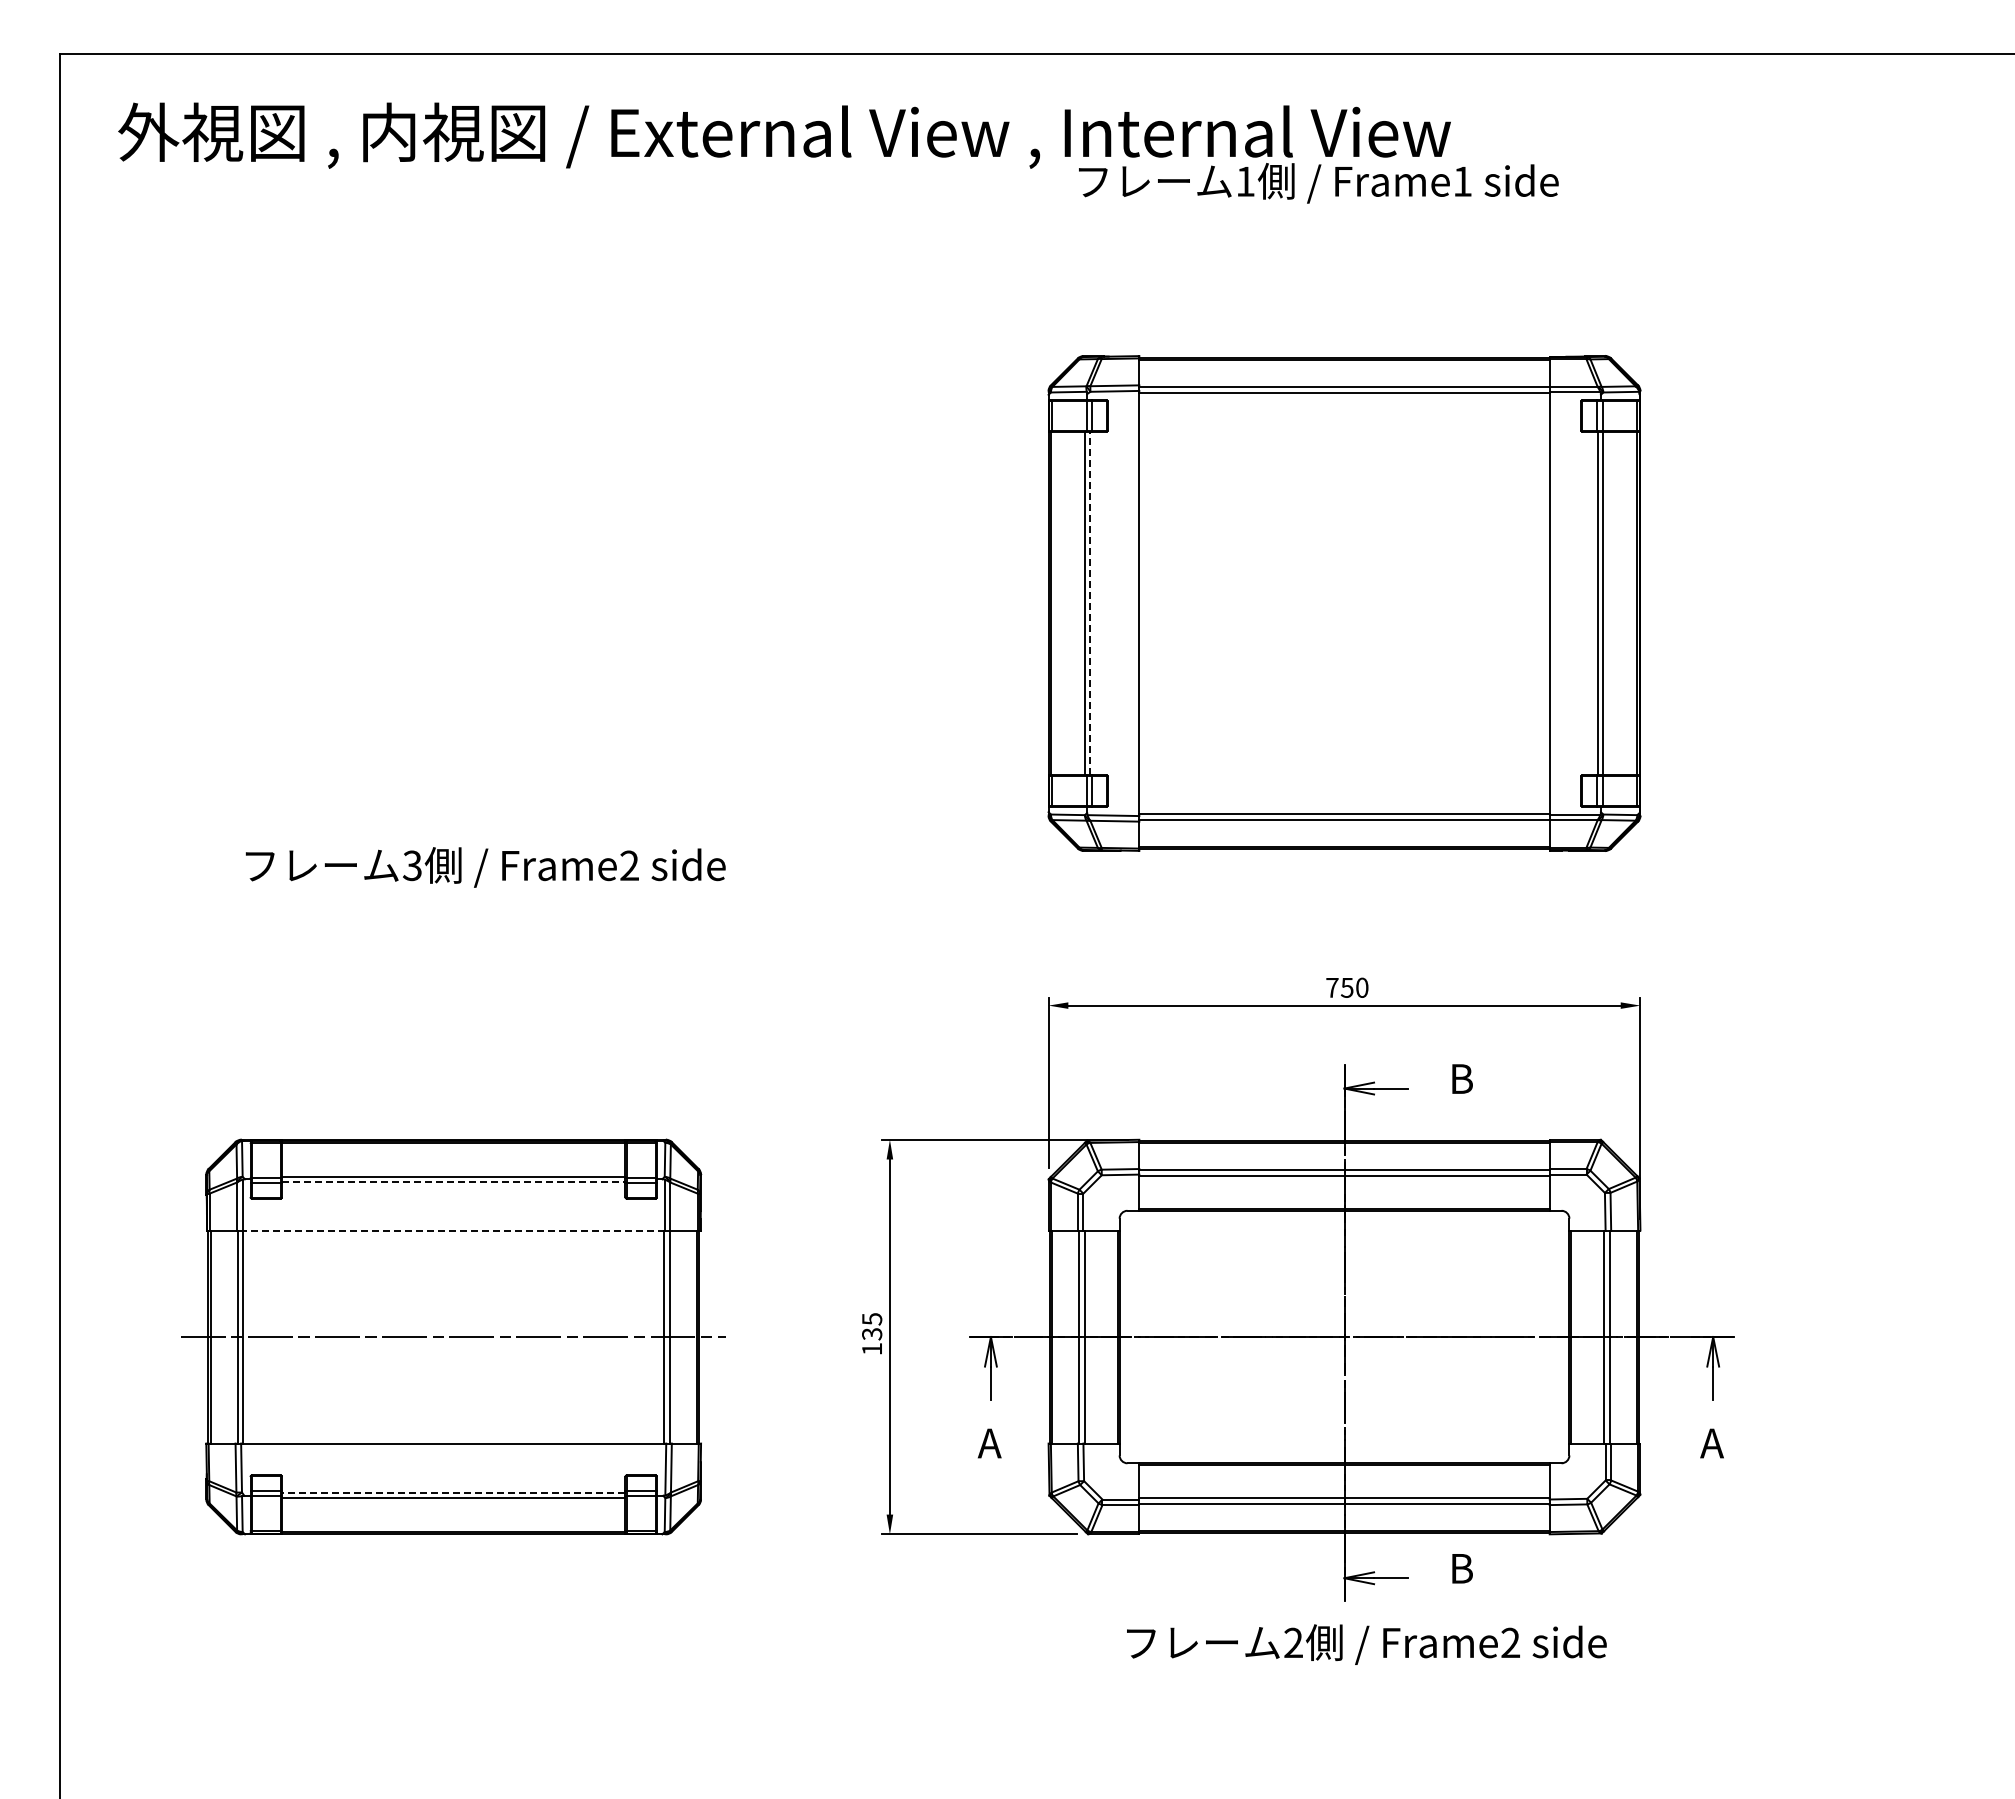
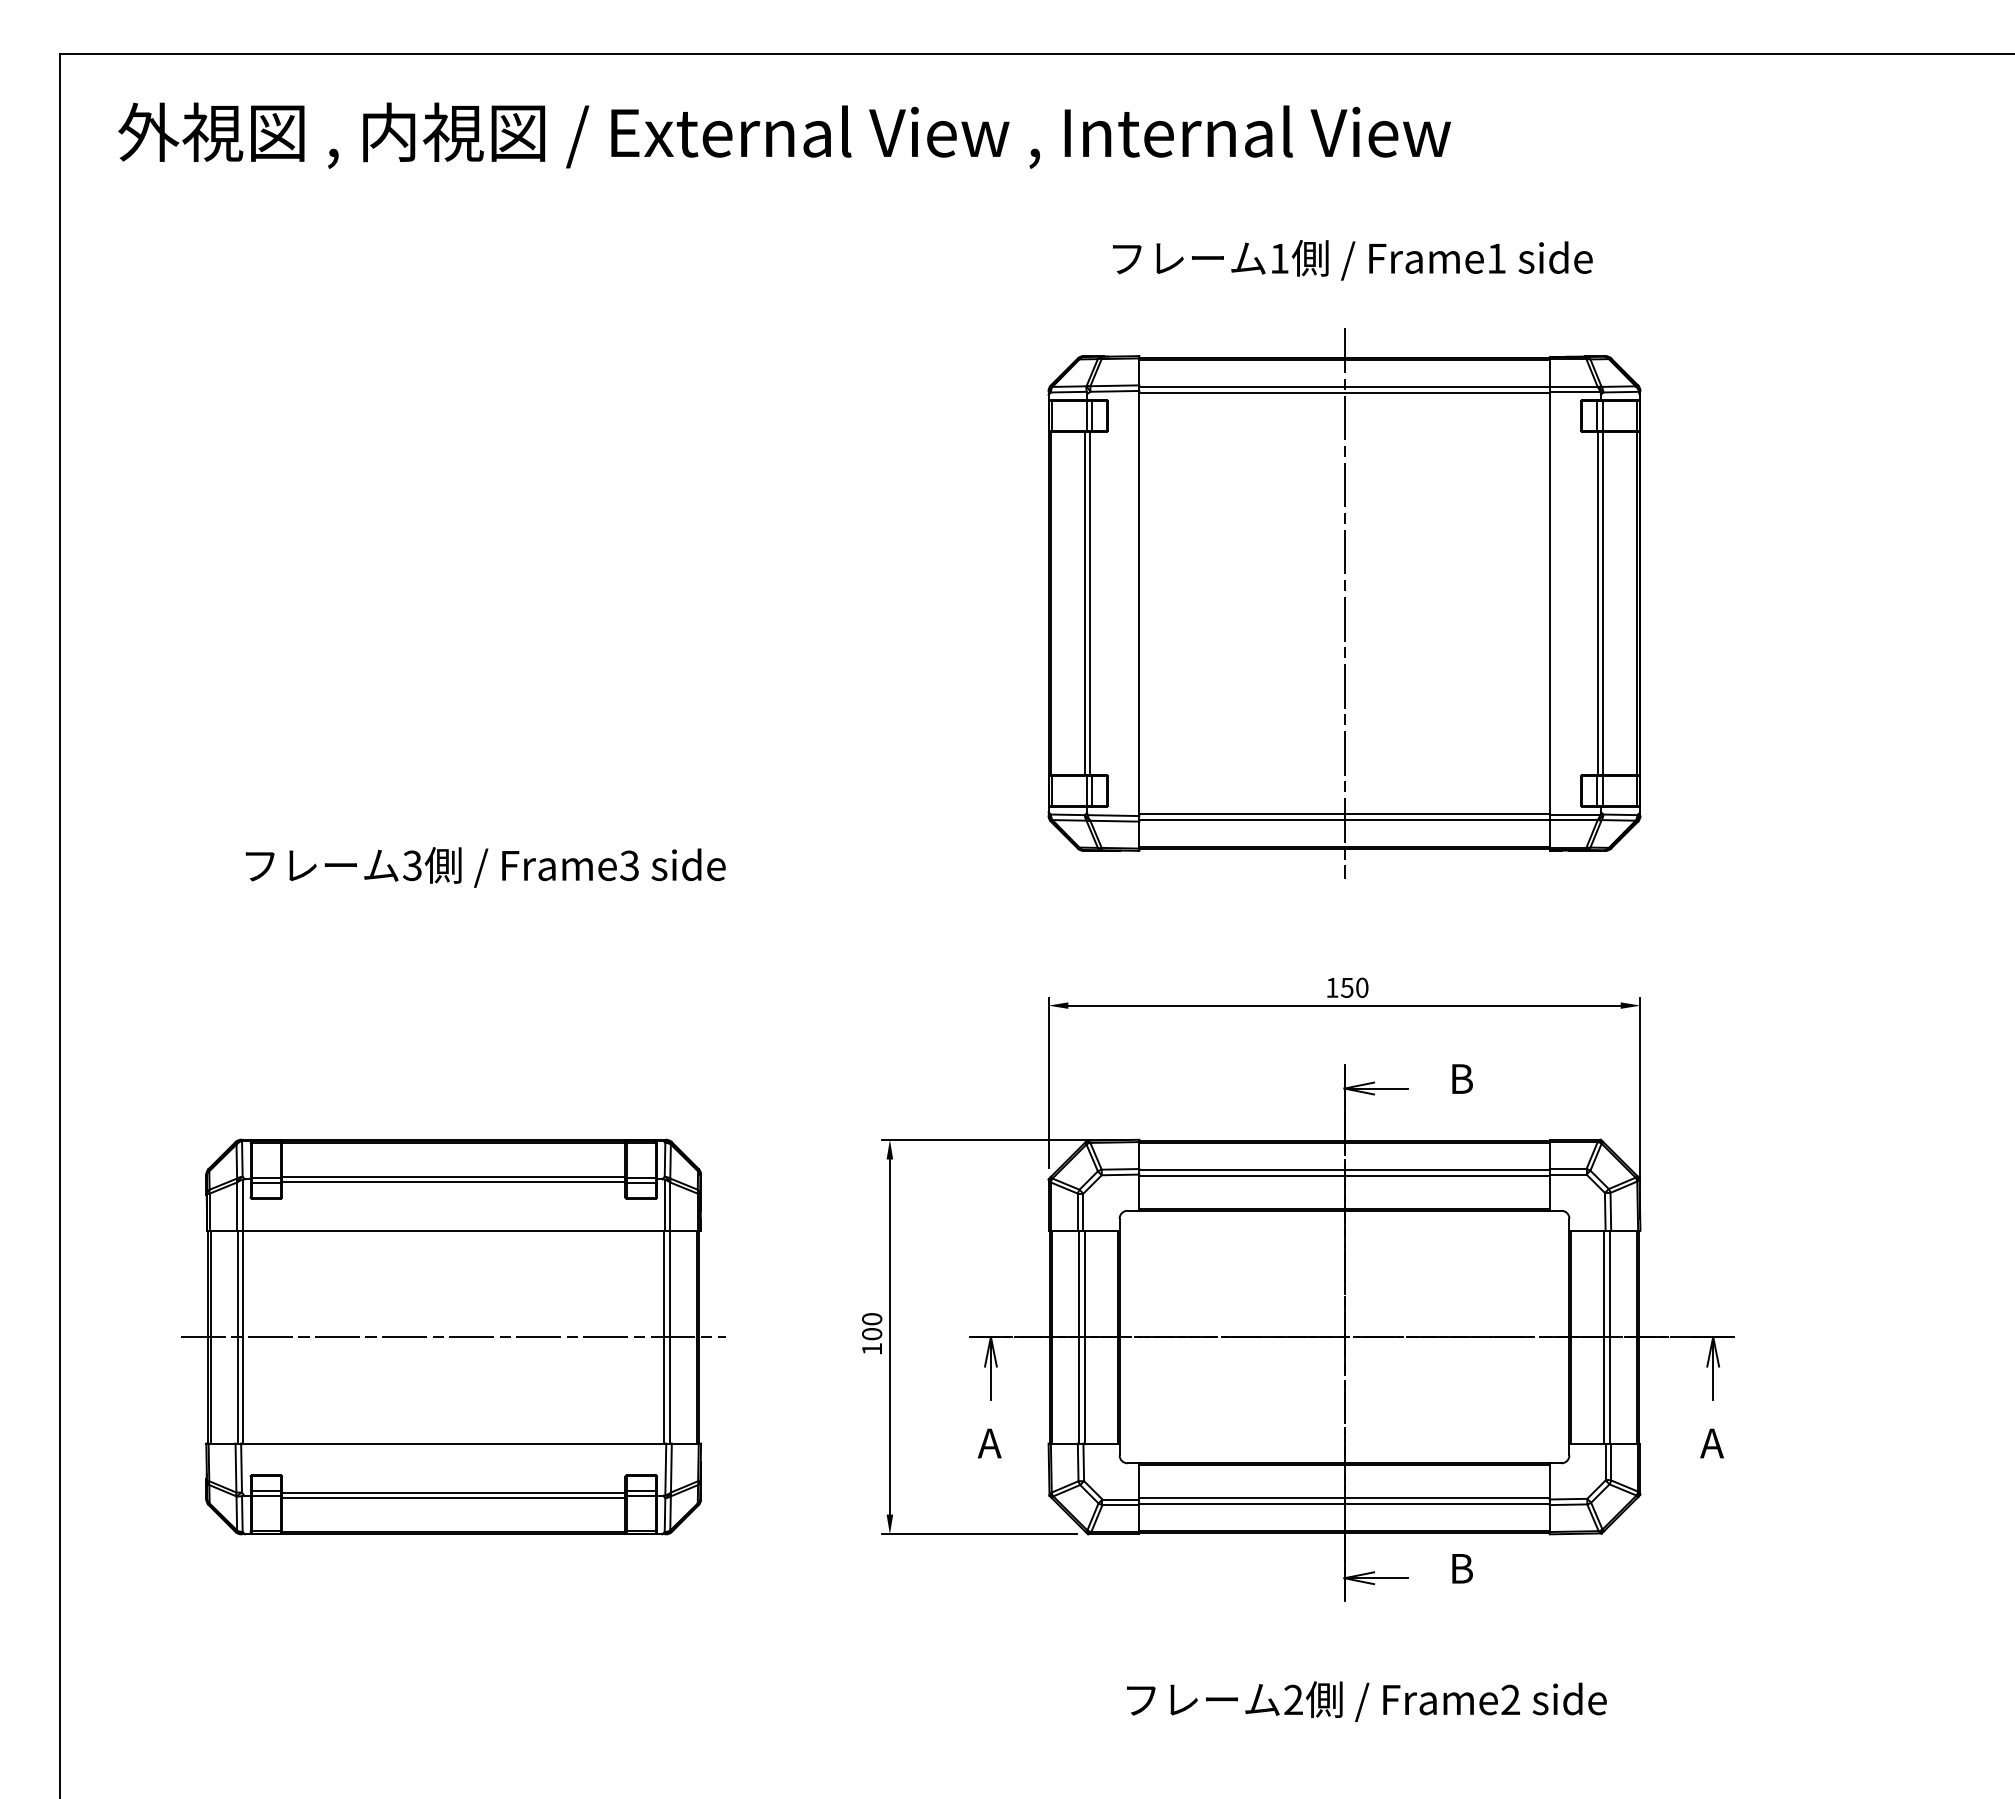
text position: (1318, 183) -> (1352, 260) (1352, 260)
line: dashed -> solid (1090, 603)
line: none -> present (1344, 603)
text: Frame2 -> Frame3 (629, 866)
text: 750 -> 150 (1332, 987)
line: dashed -> solid (453, 1182)
line: dashed -> solid (453, 1230)
text: 135 -> 100 (872, 1326)
line: dashed -> solid (453, 1492)
text position: (1366, 1644) -> (1366, 1701) (1366, 1701)
